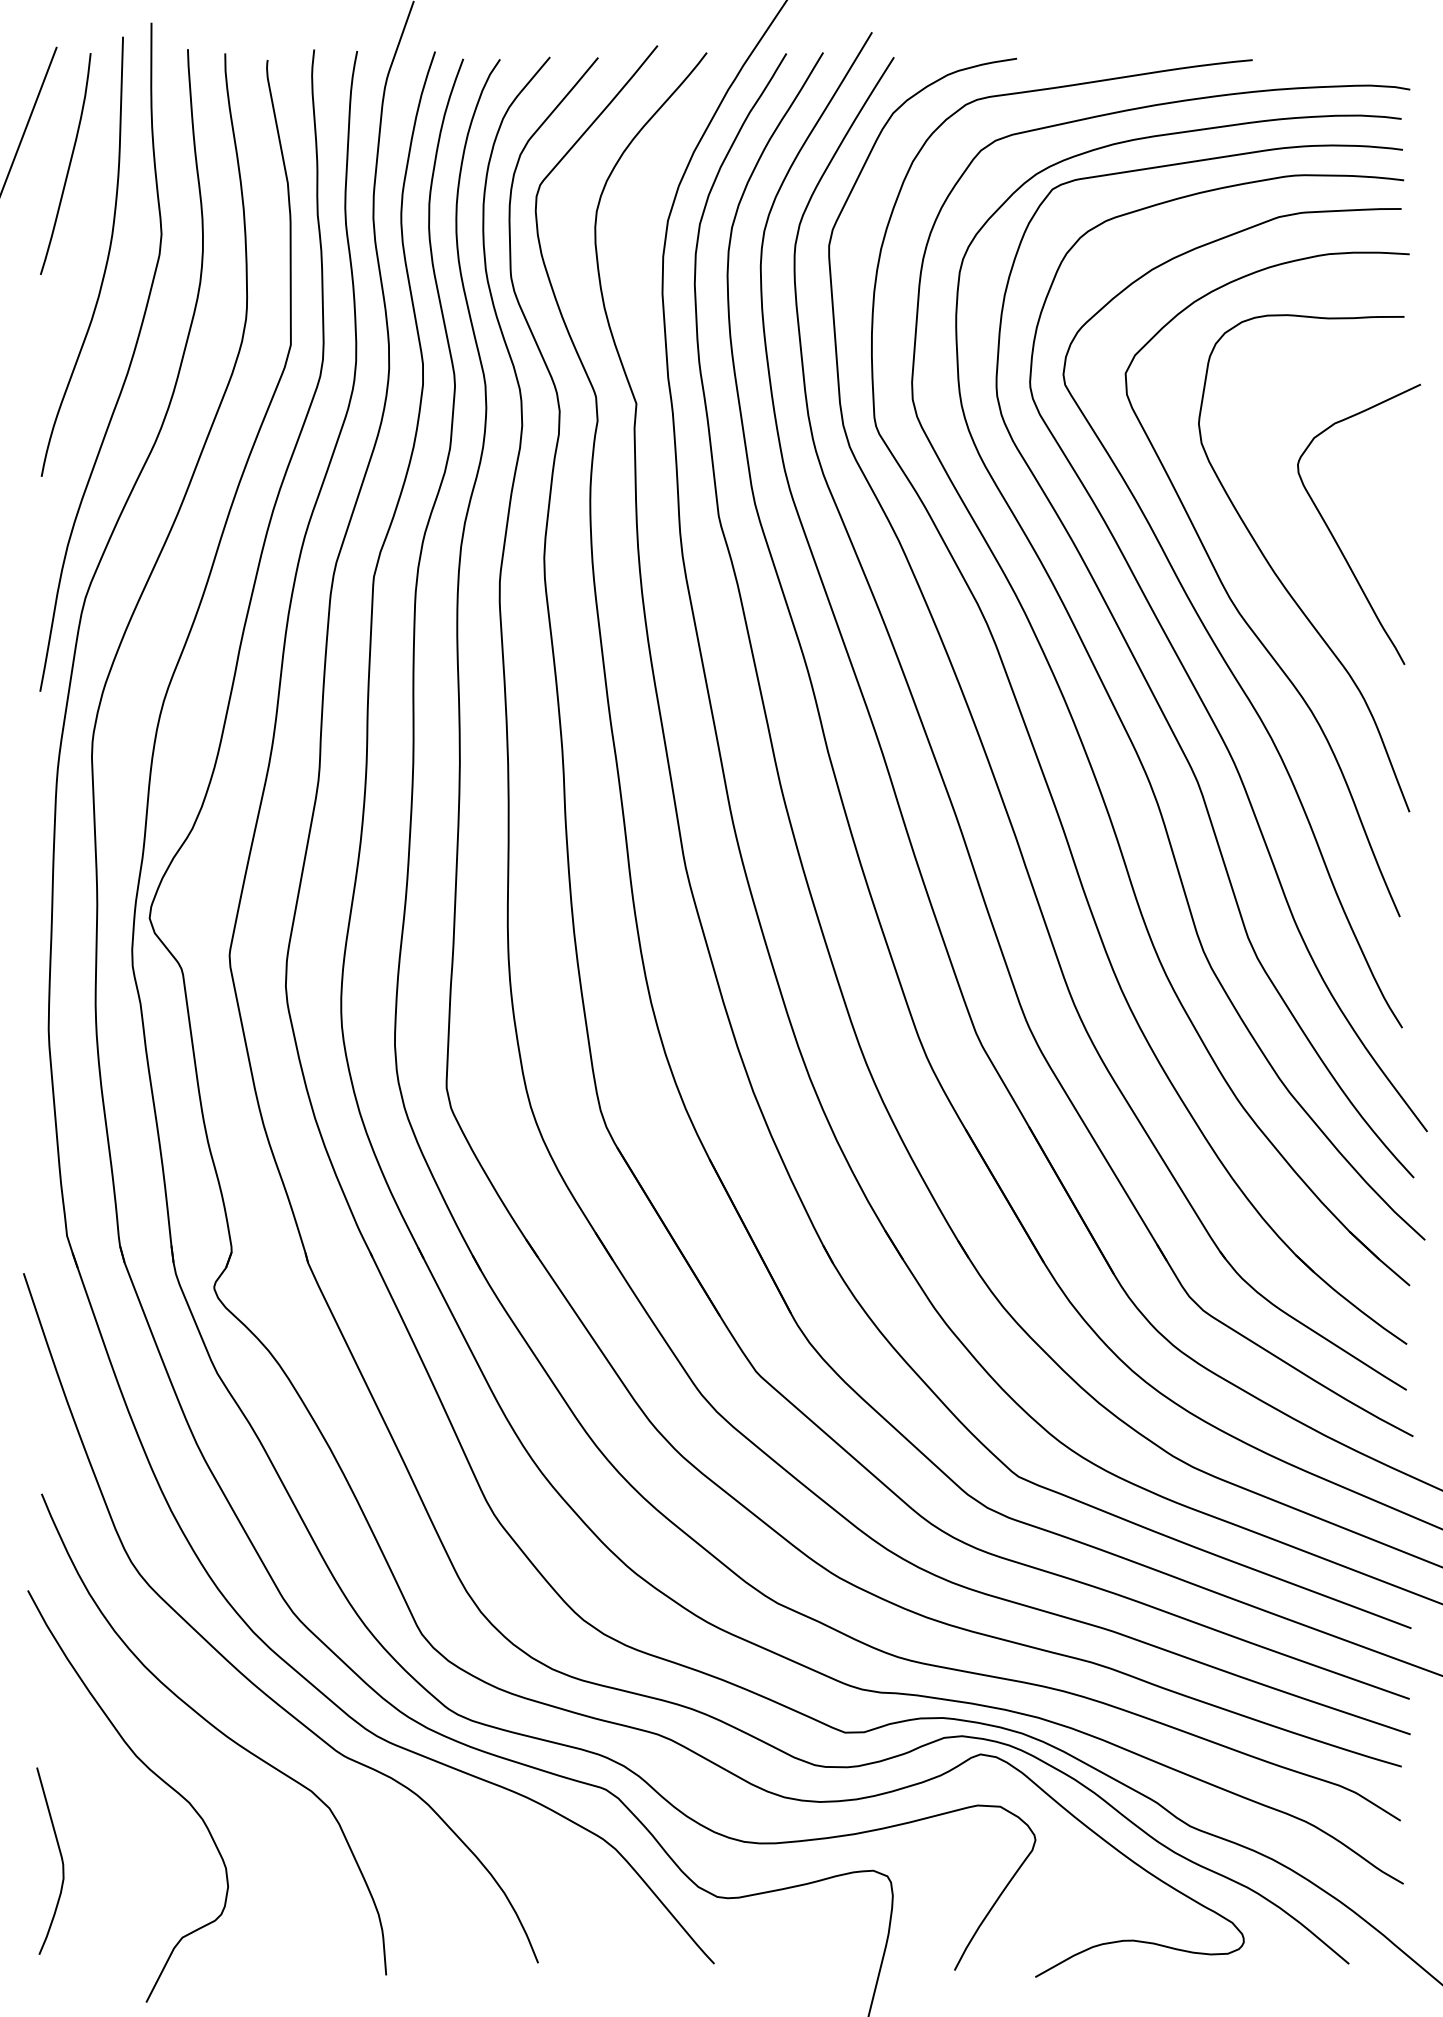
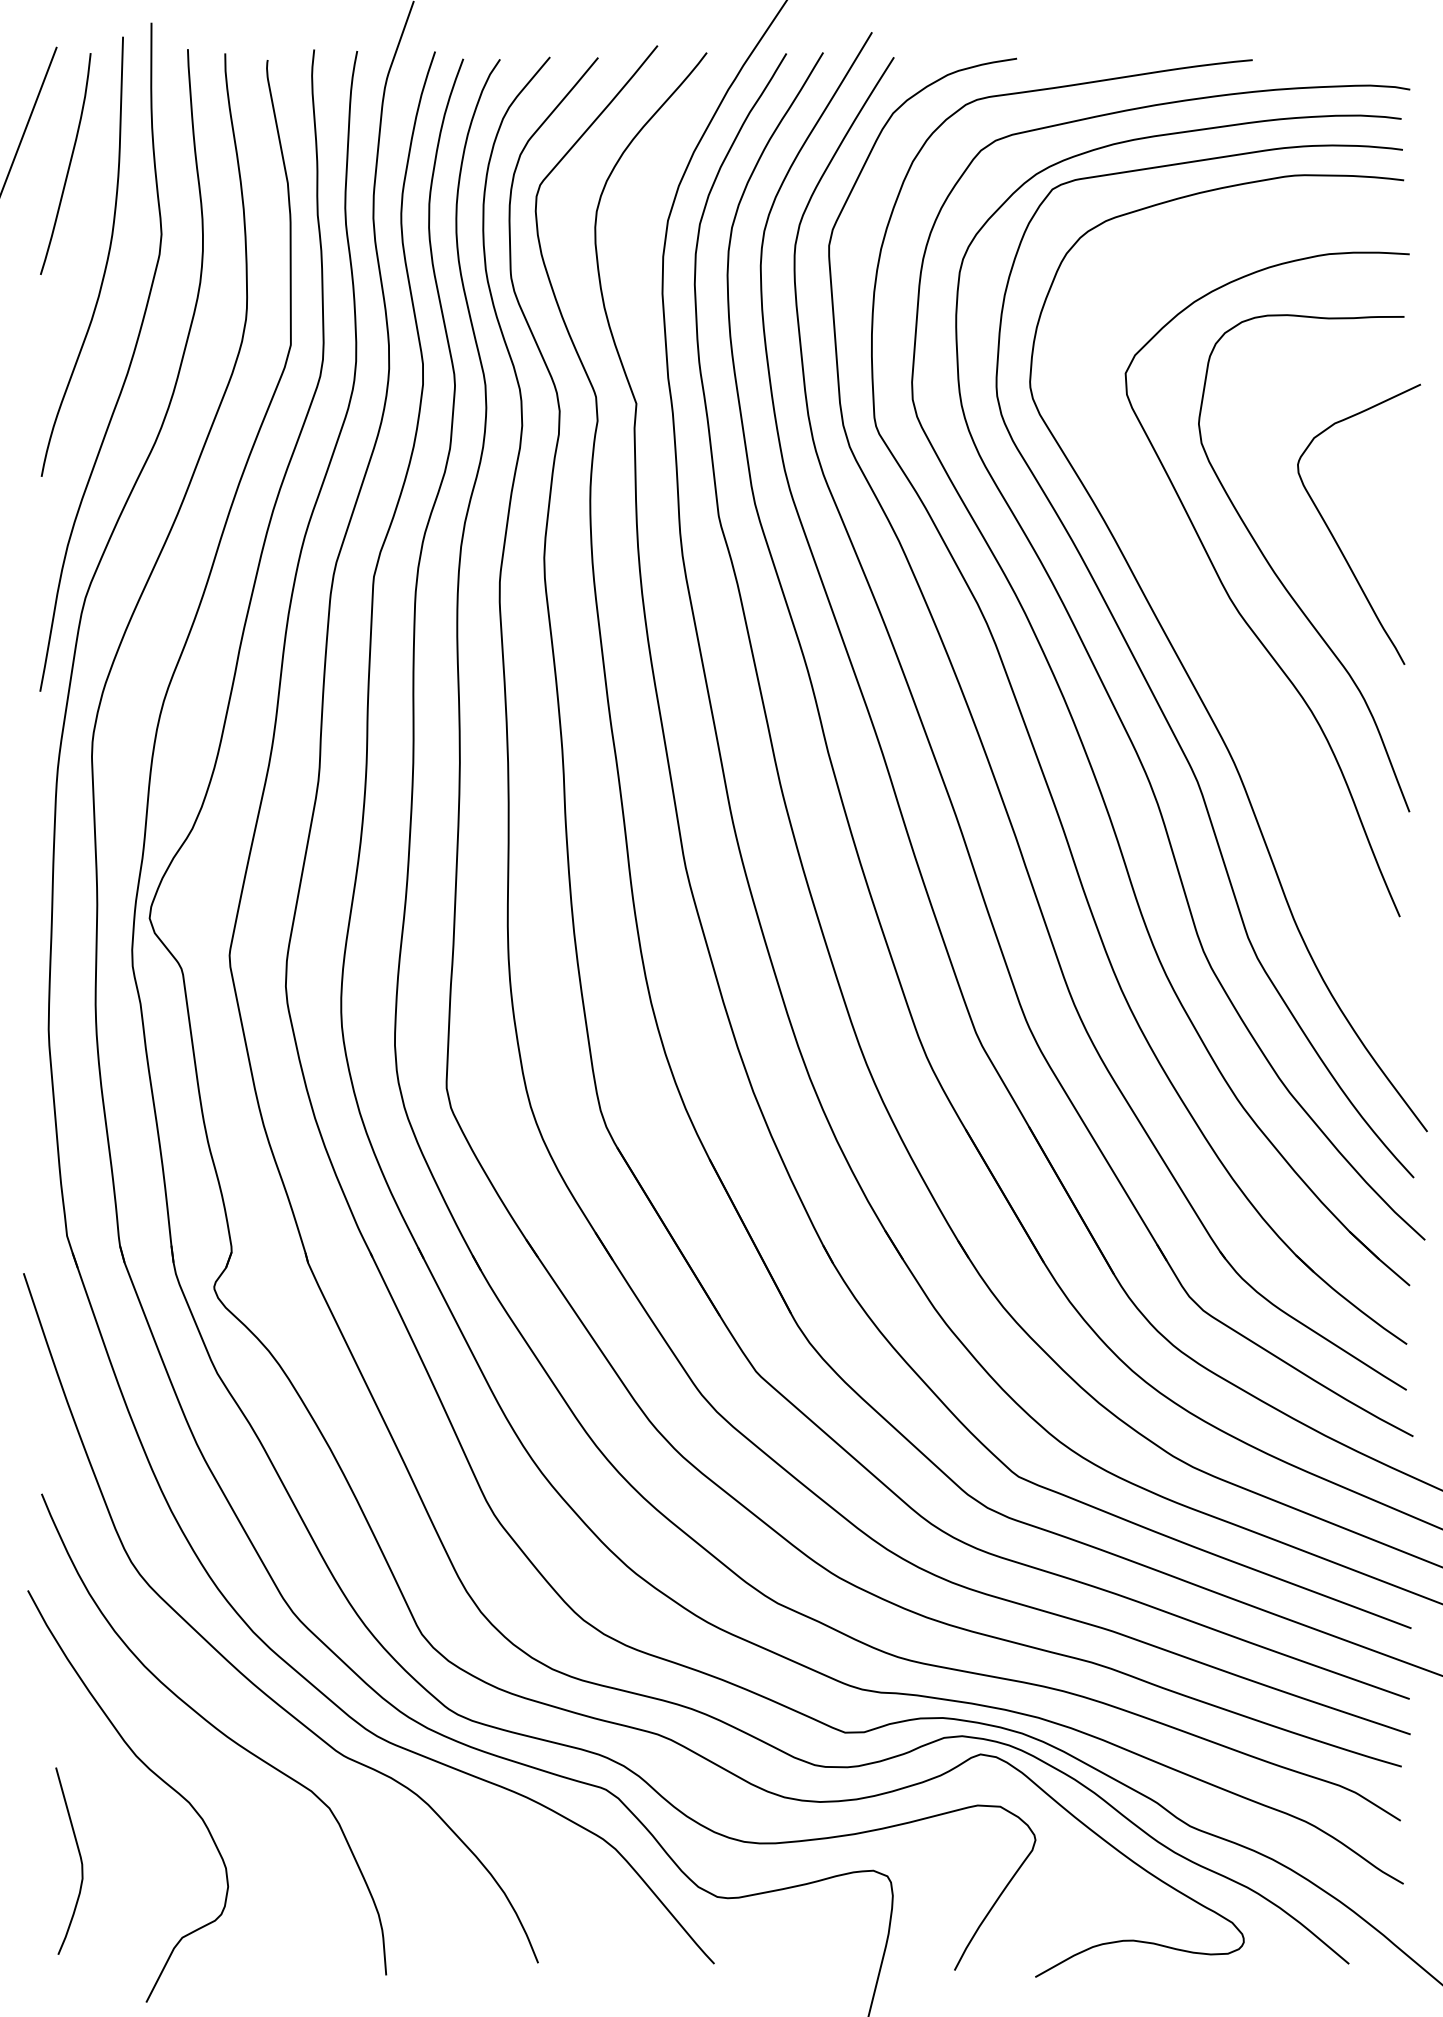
curve: present -> none (1210, 634)
curve position: (60, 1857) -> (79, 1857) (79, 1857)
